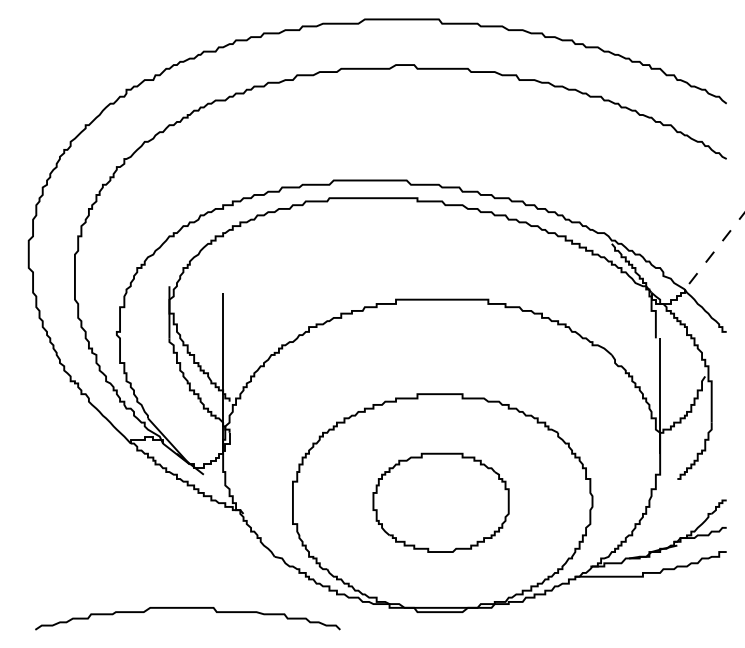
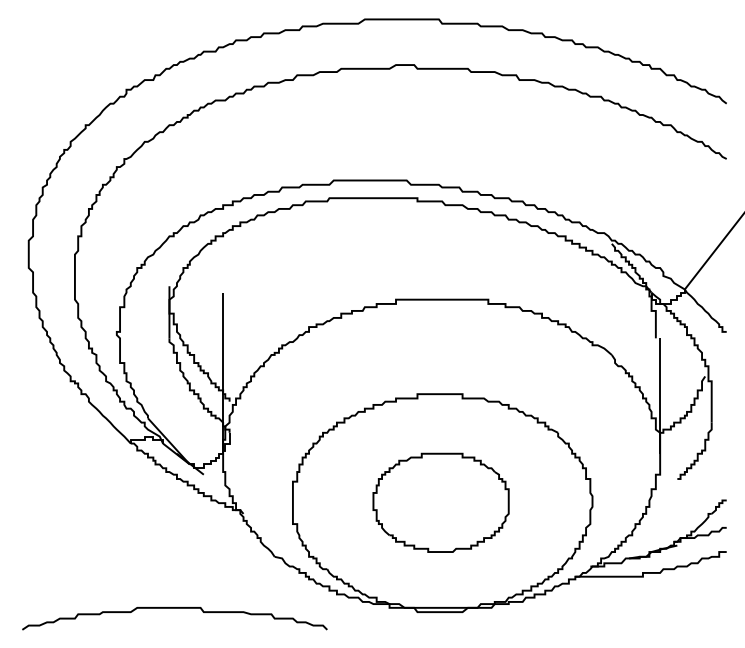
line: dashed -> solid (714, 251)
curve position: (187, 608) -> (174, 608) (174, 608)
